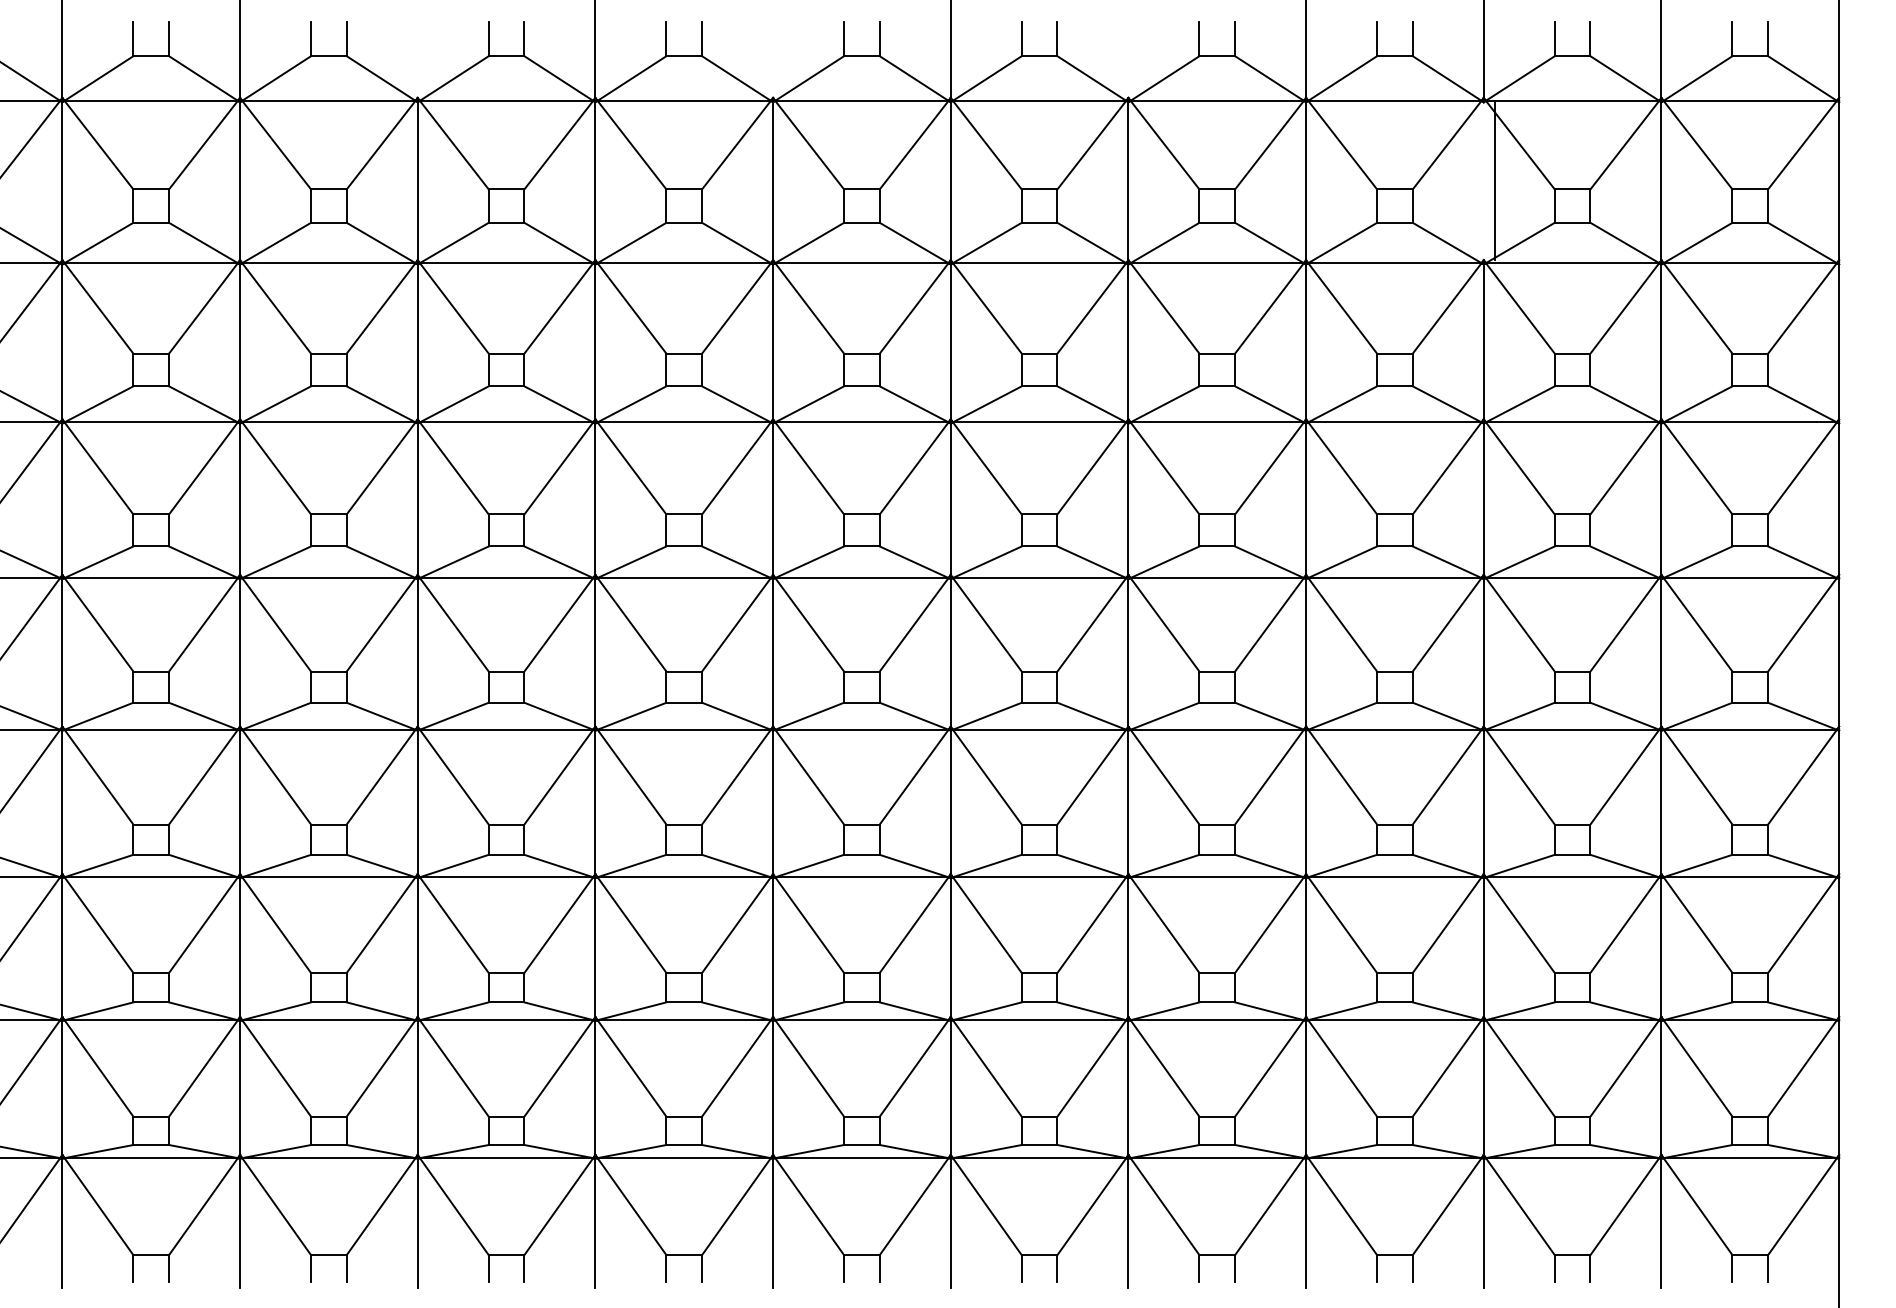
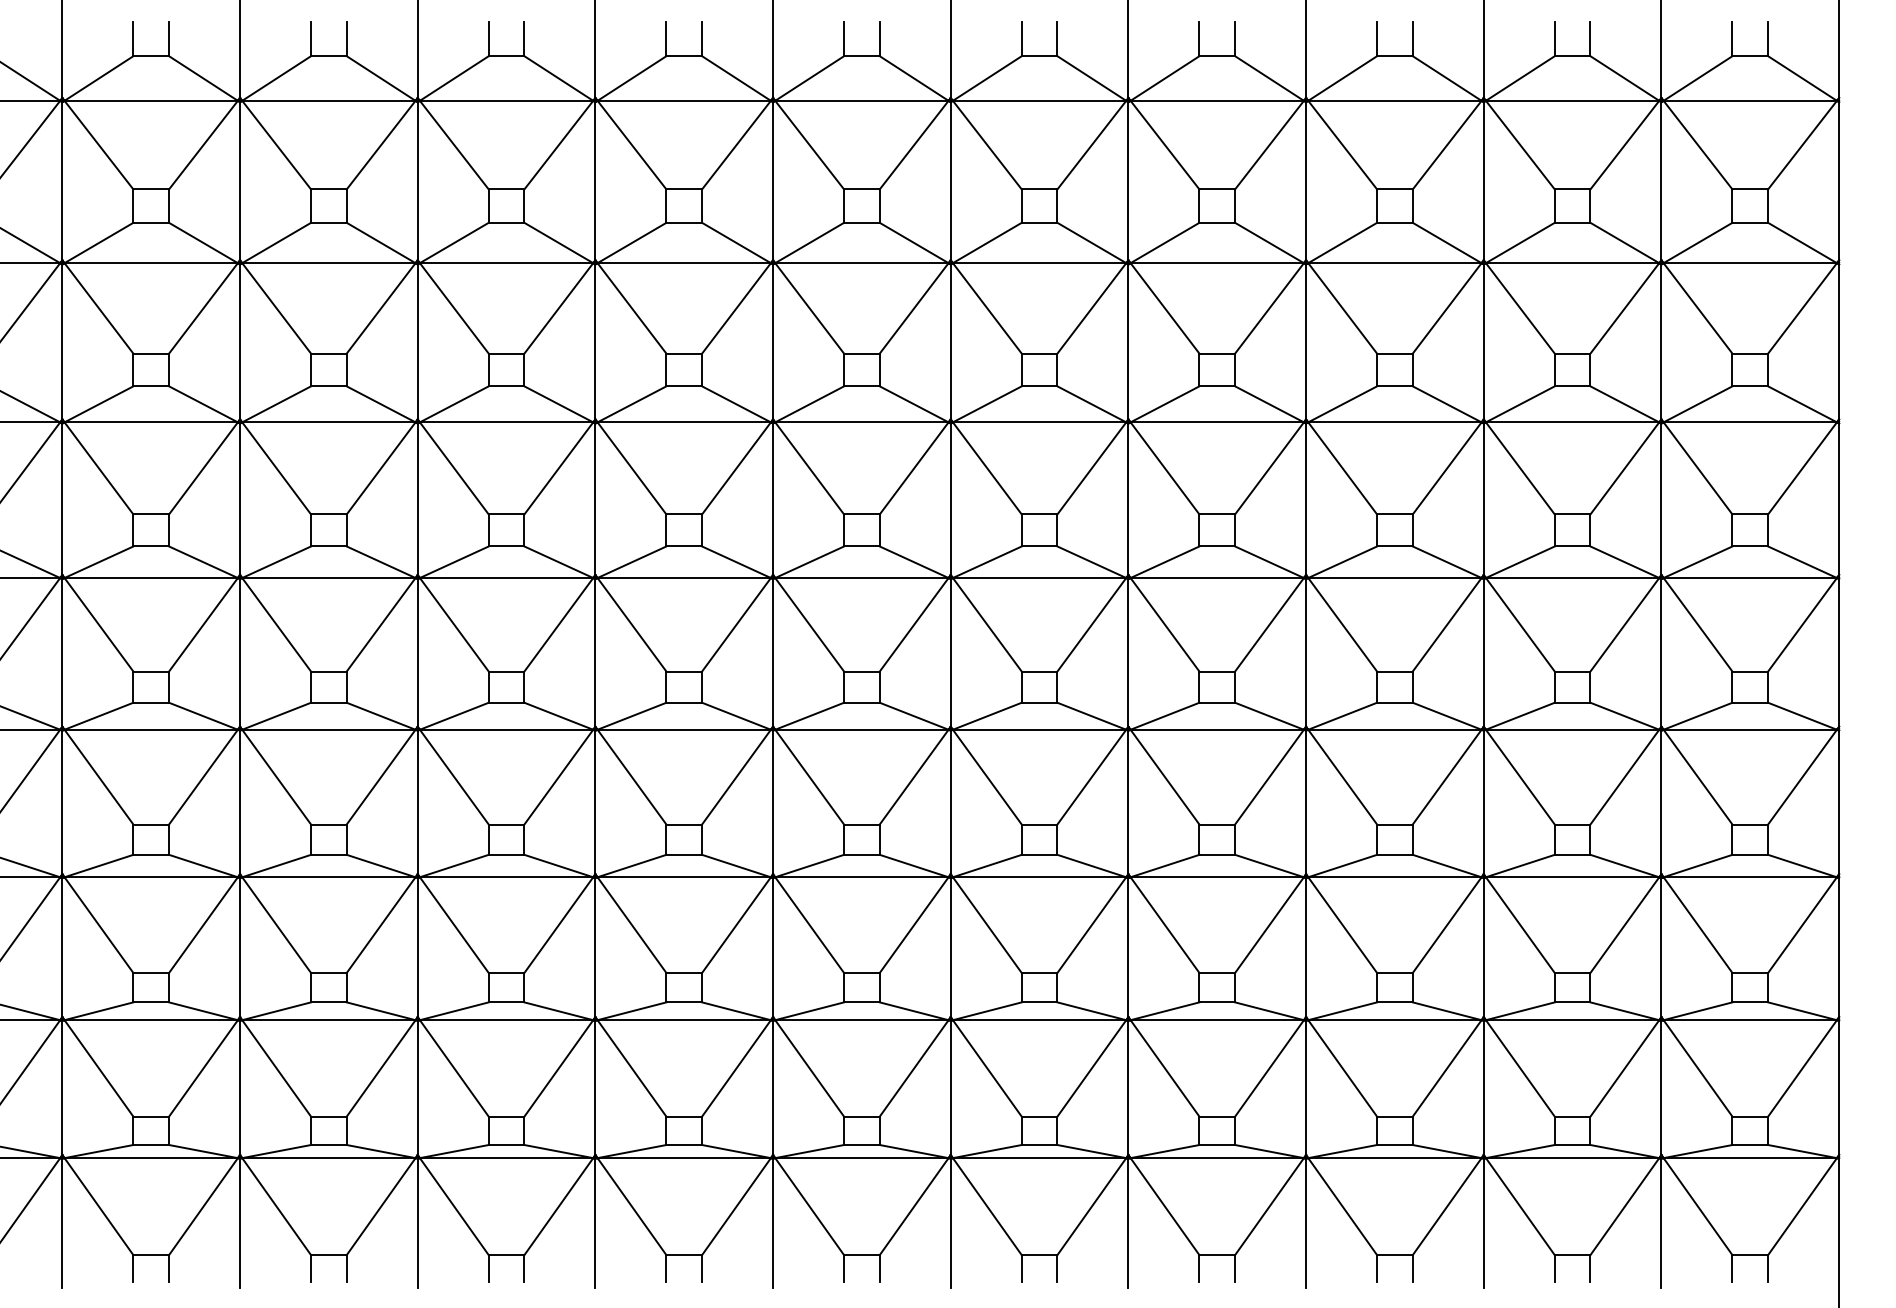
line: none -> present (417, 49)
line: none -> present (773, 49)
line: none -> present (1128, 49)
line position: (1494, 181) -> (1483, 181) (1483, 181)
